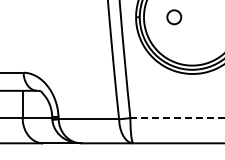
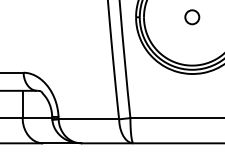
circle position: (174, 17) -> (192, 17) (192, 17)
line: dashed -> solid (177, 118)
